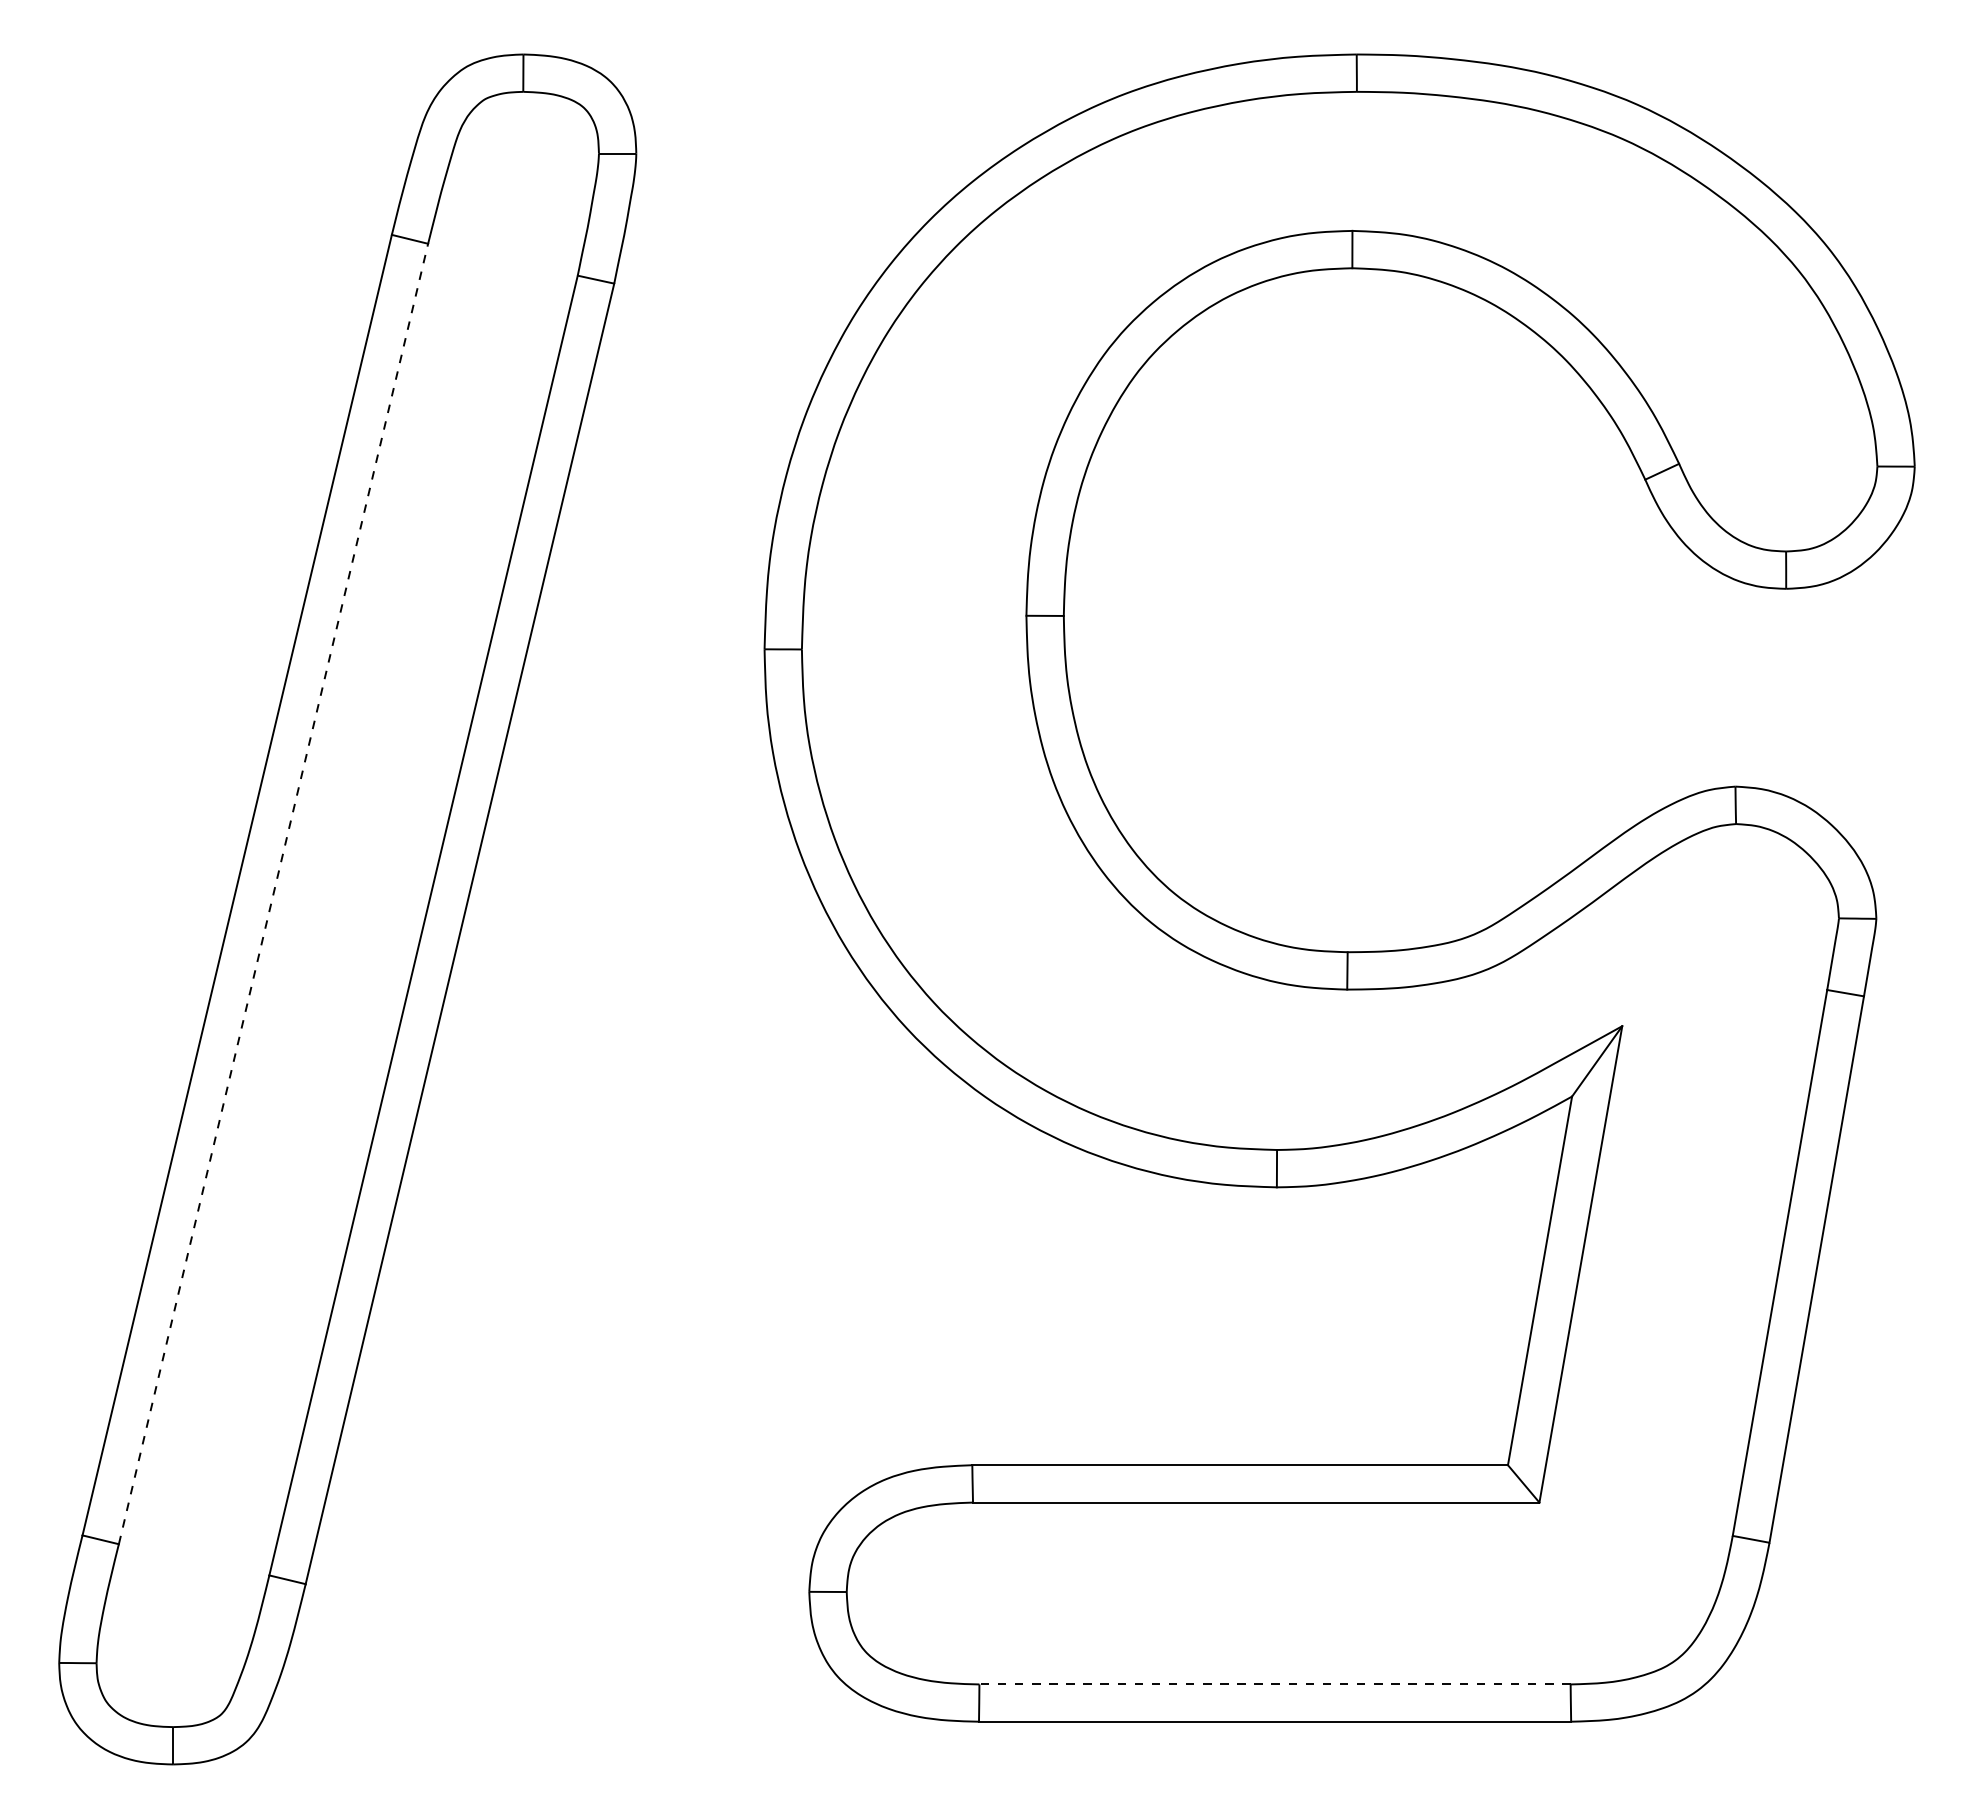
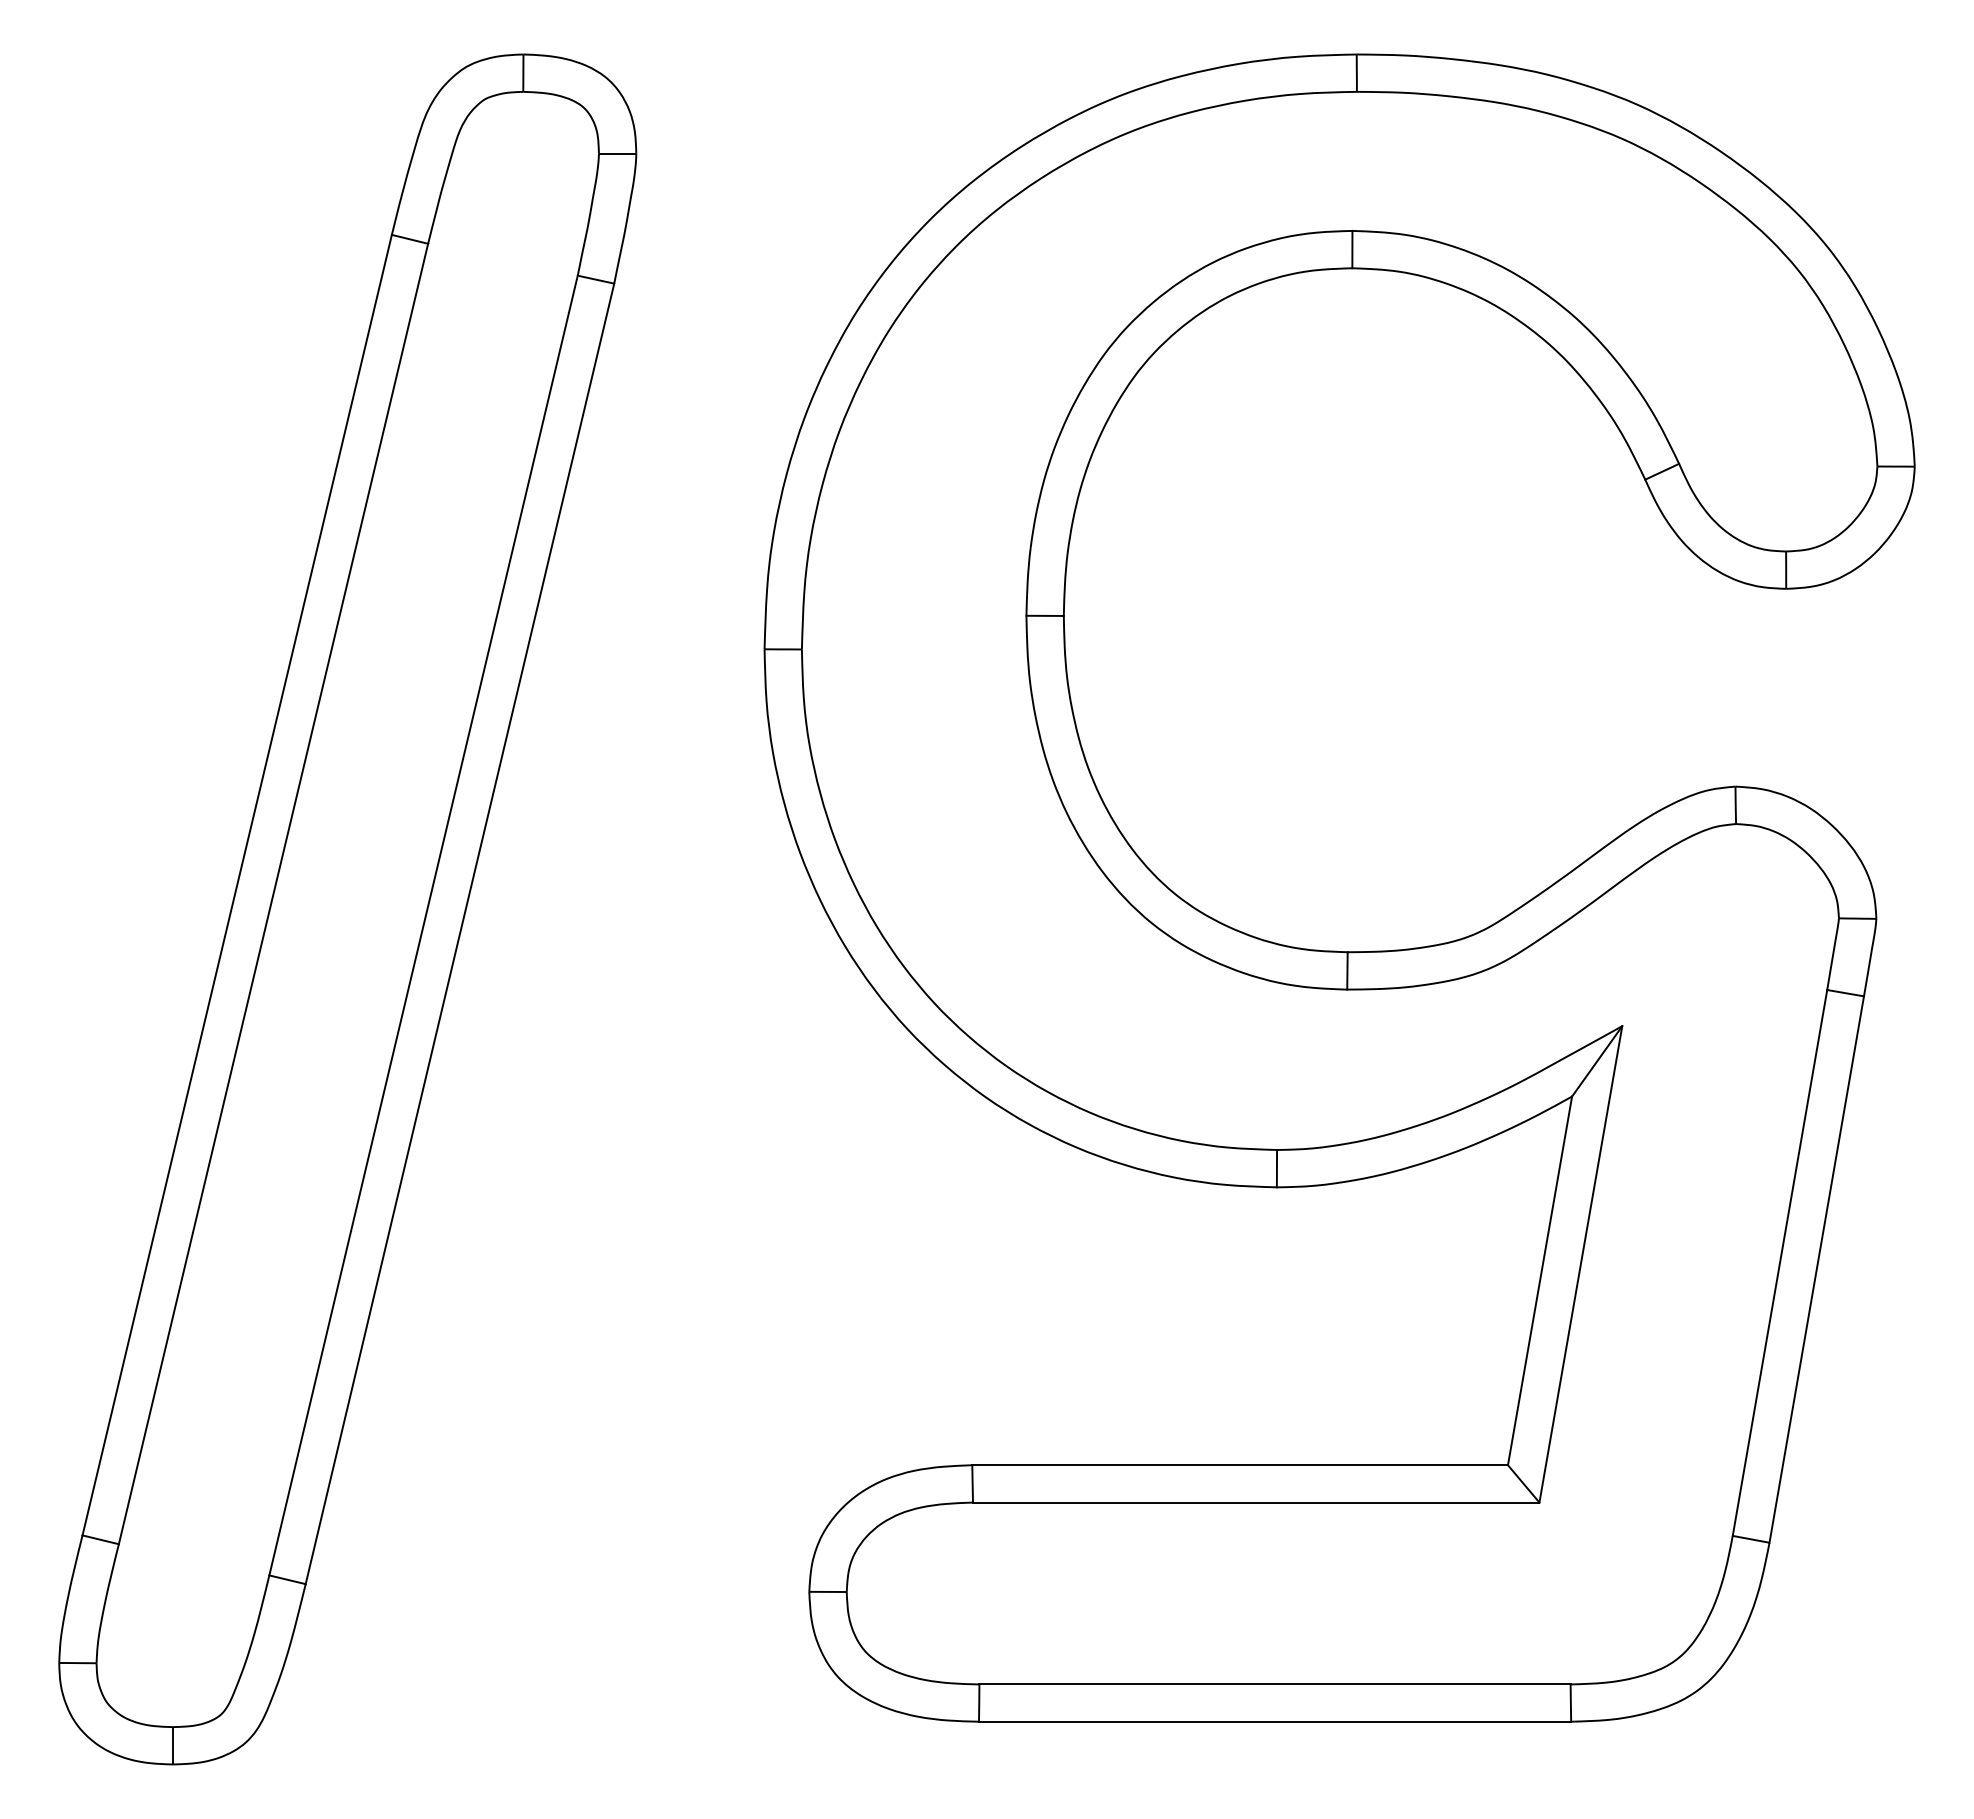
line: dashed -> solid (273, 893)
line: dashed -> solid (1275, 1684)
